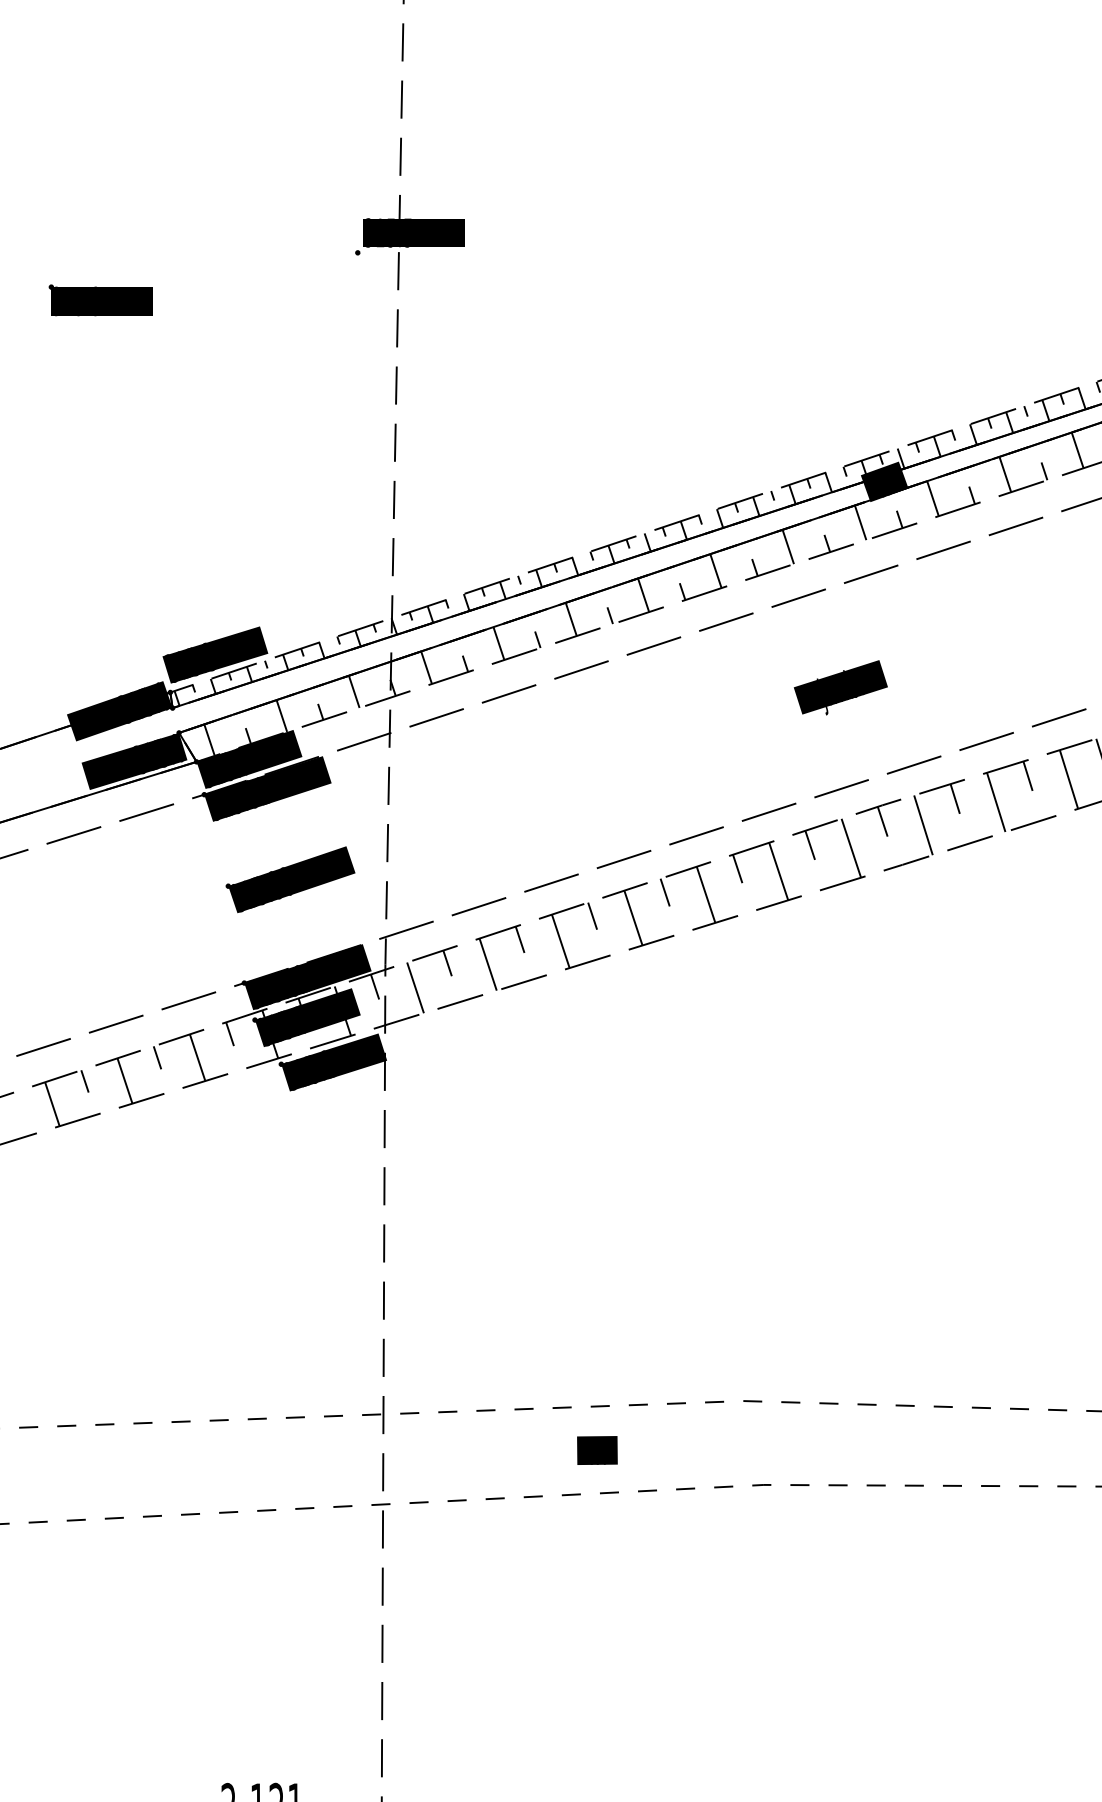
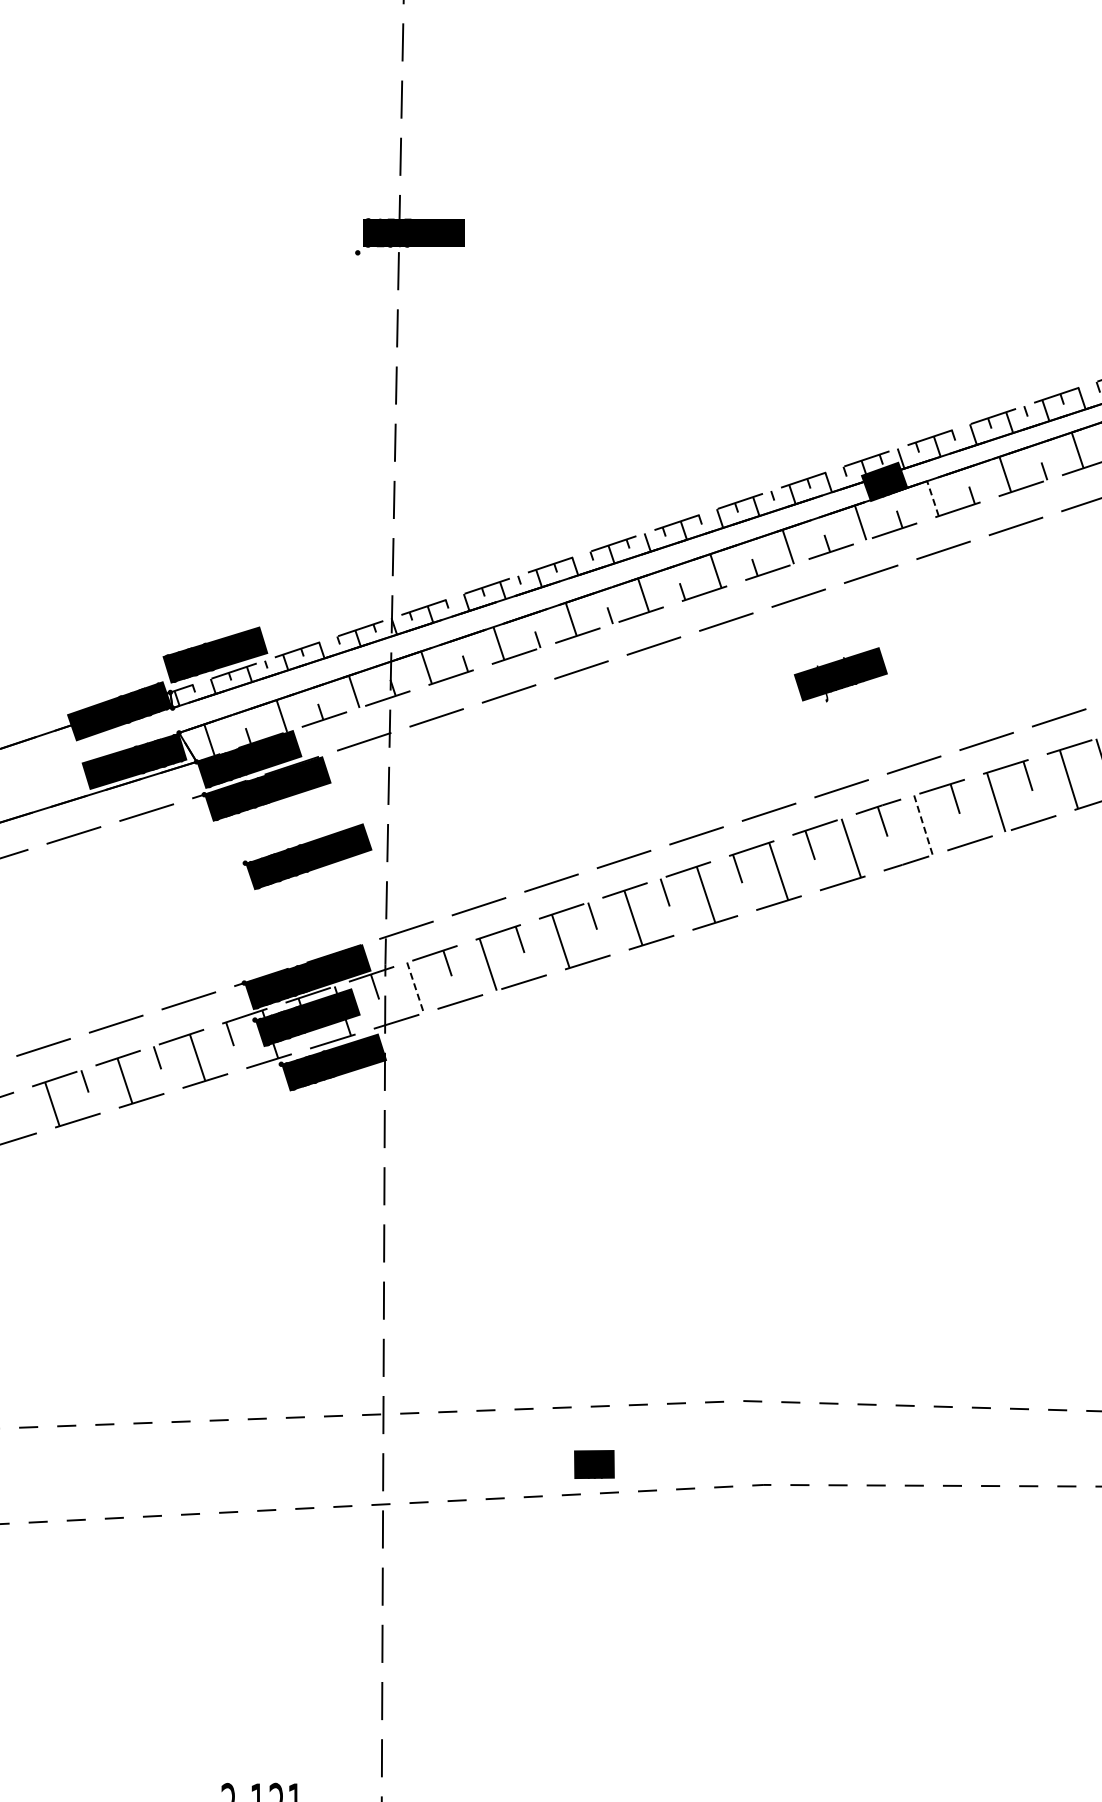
part: present -> none (100, 300)
line: solid -> dashed (932, 498)
text position: (840, 687) -> (840, 674) (840, 674)
line: solid -> dashed (923, 825)
part position: (290, 879) -> (307, 856) (307, 856)
line: solid -> dashed (415, 987)
text position: (597, 1450) -> (594, 1464) (594, 1464)
